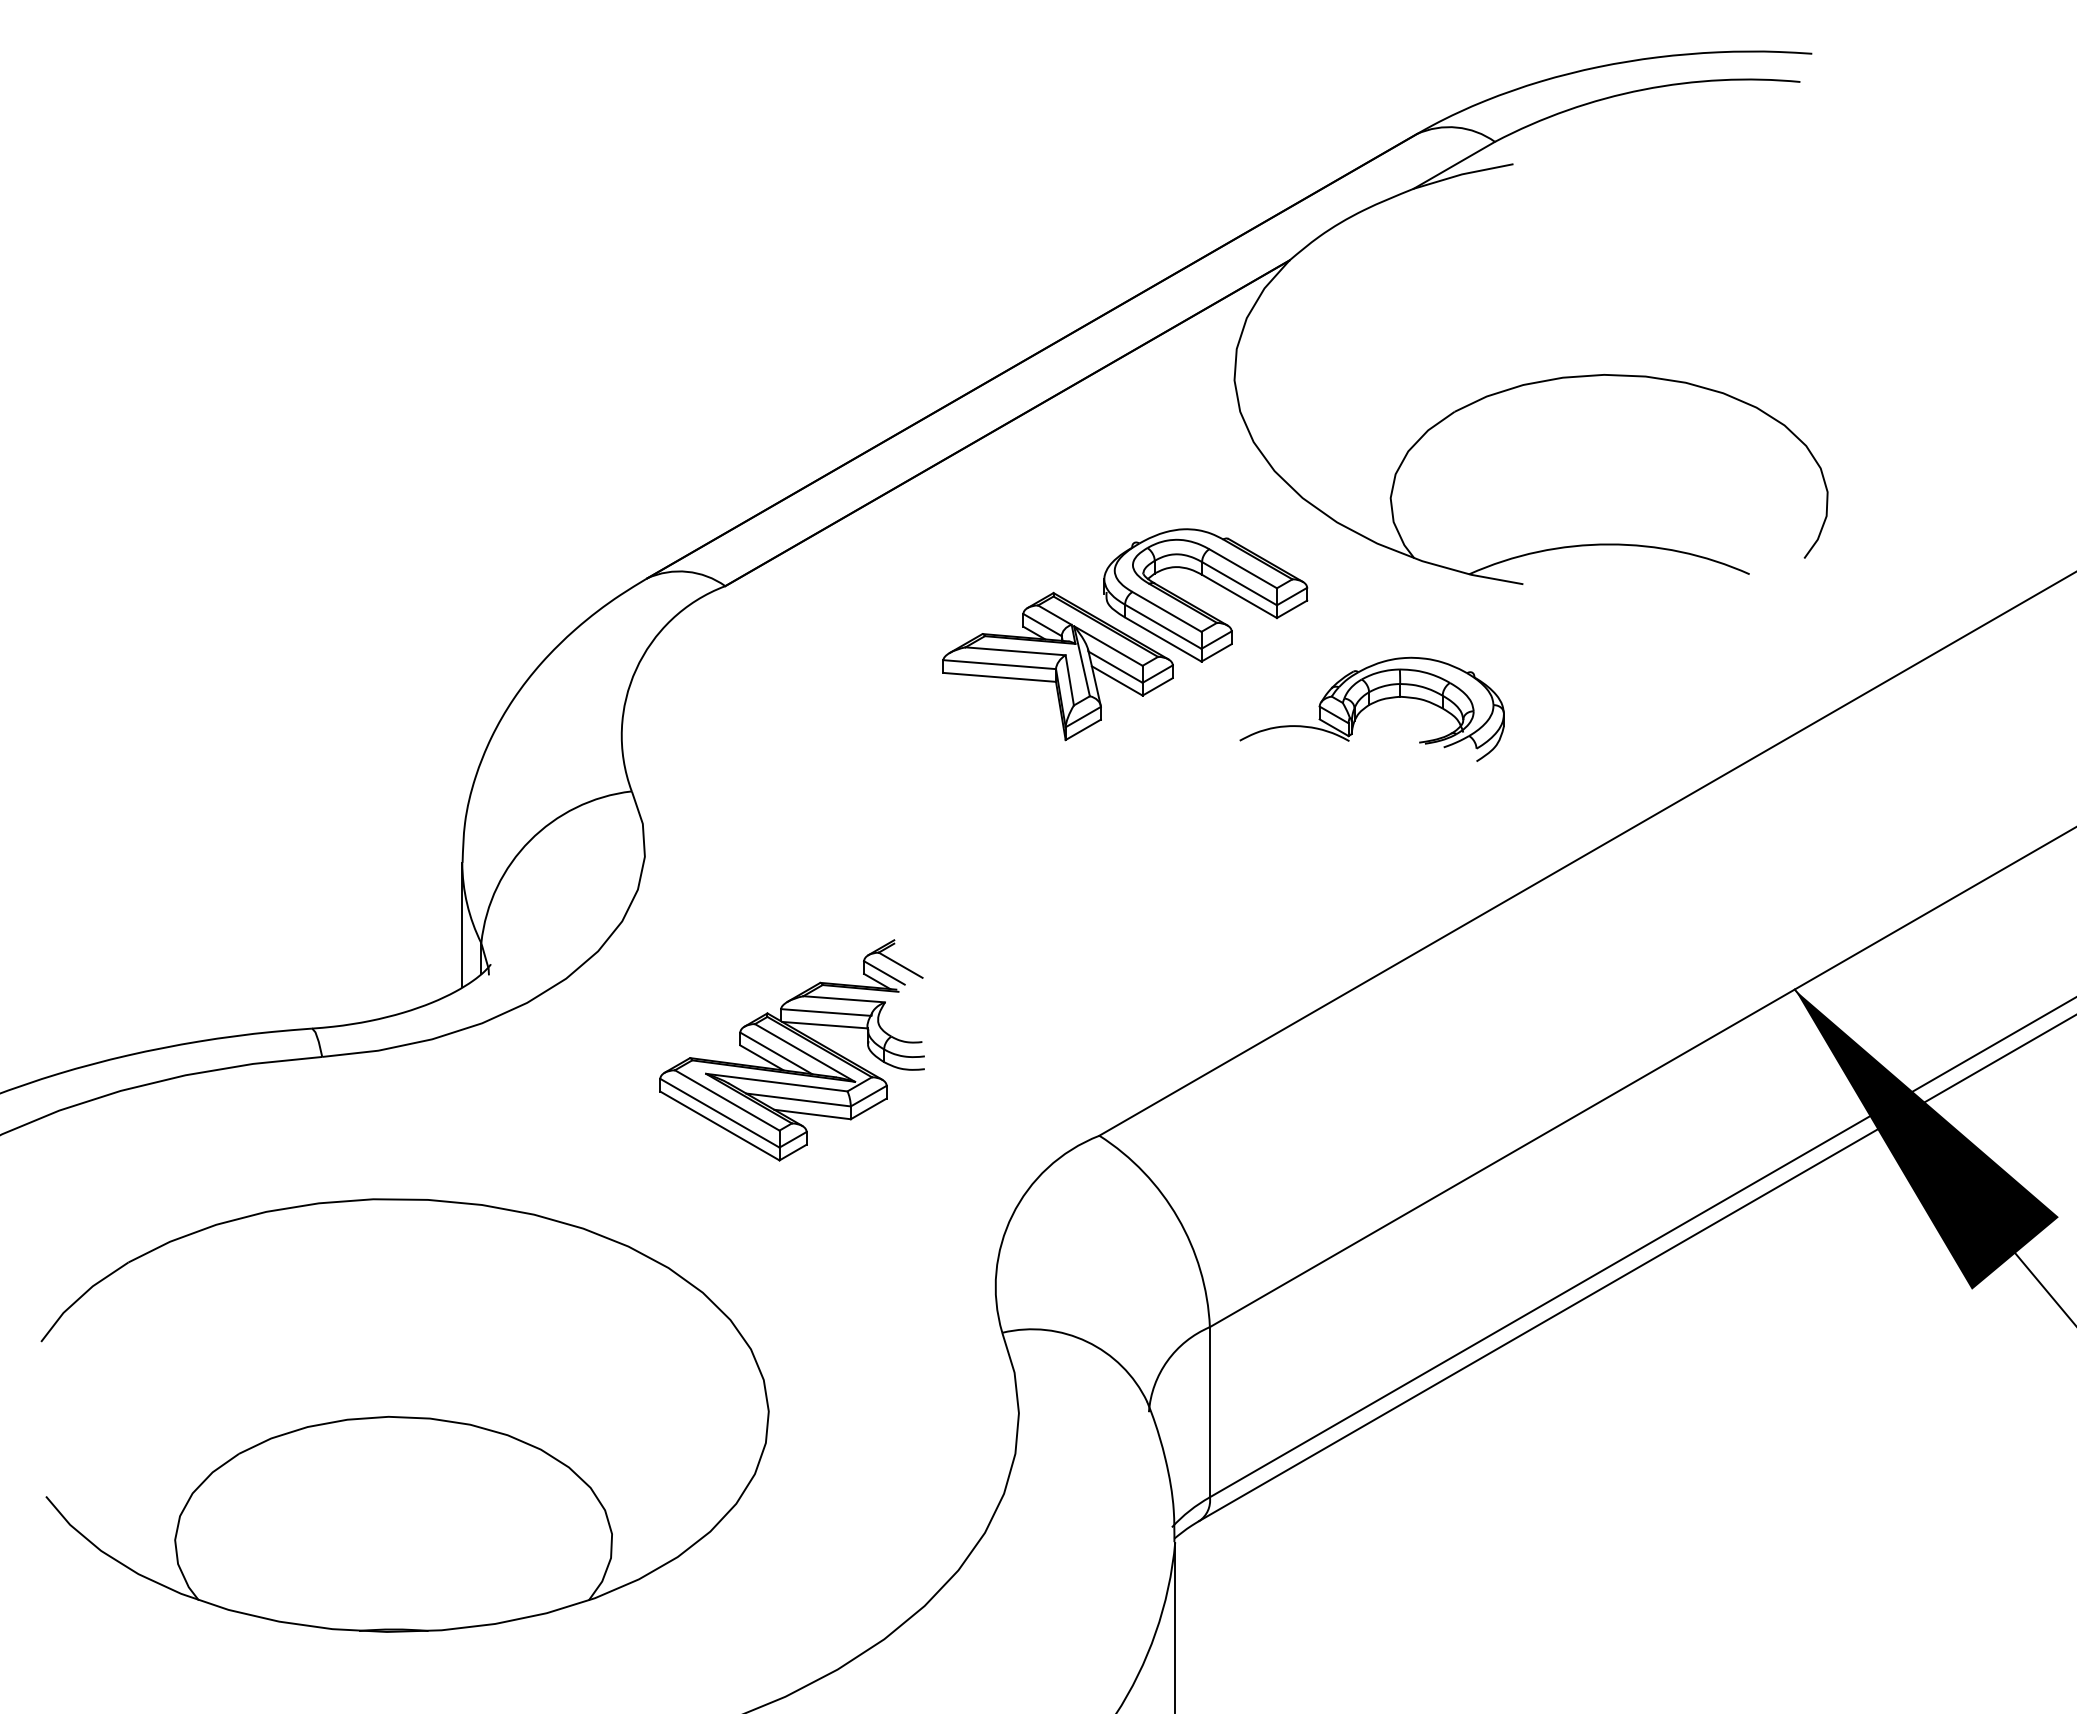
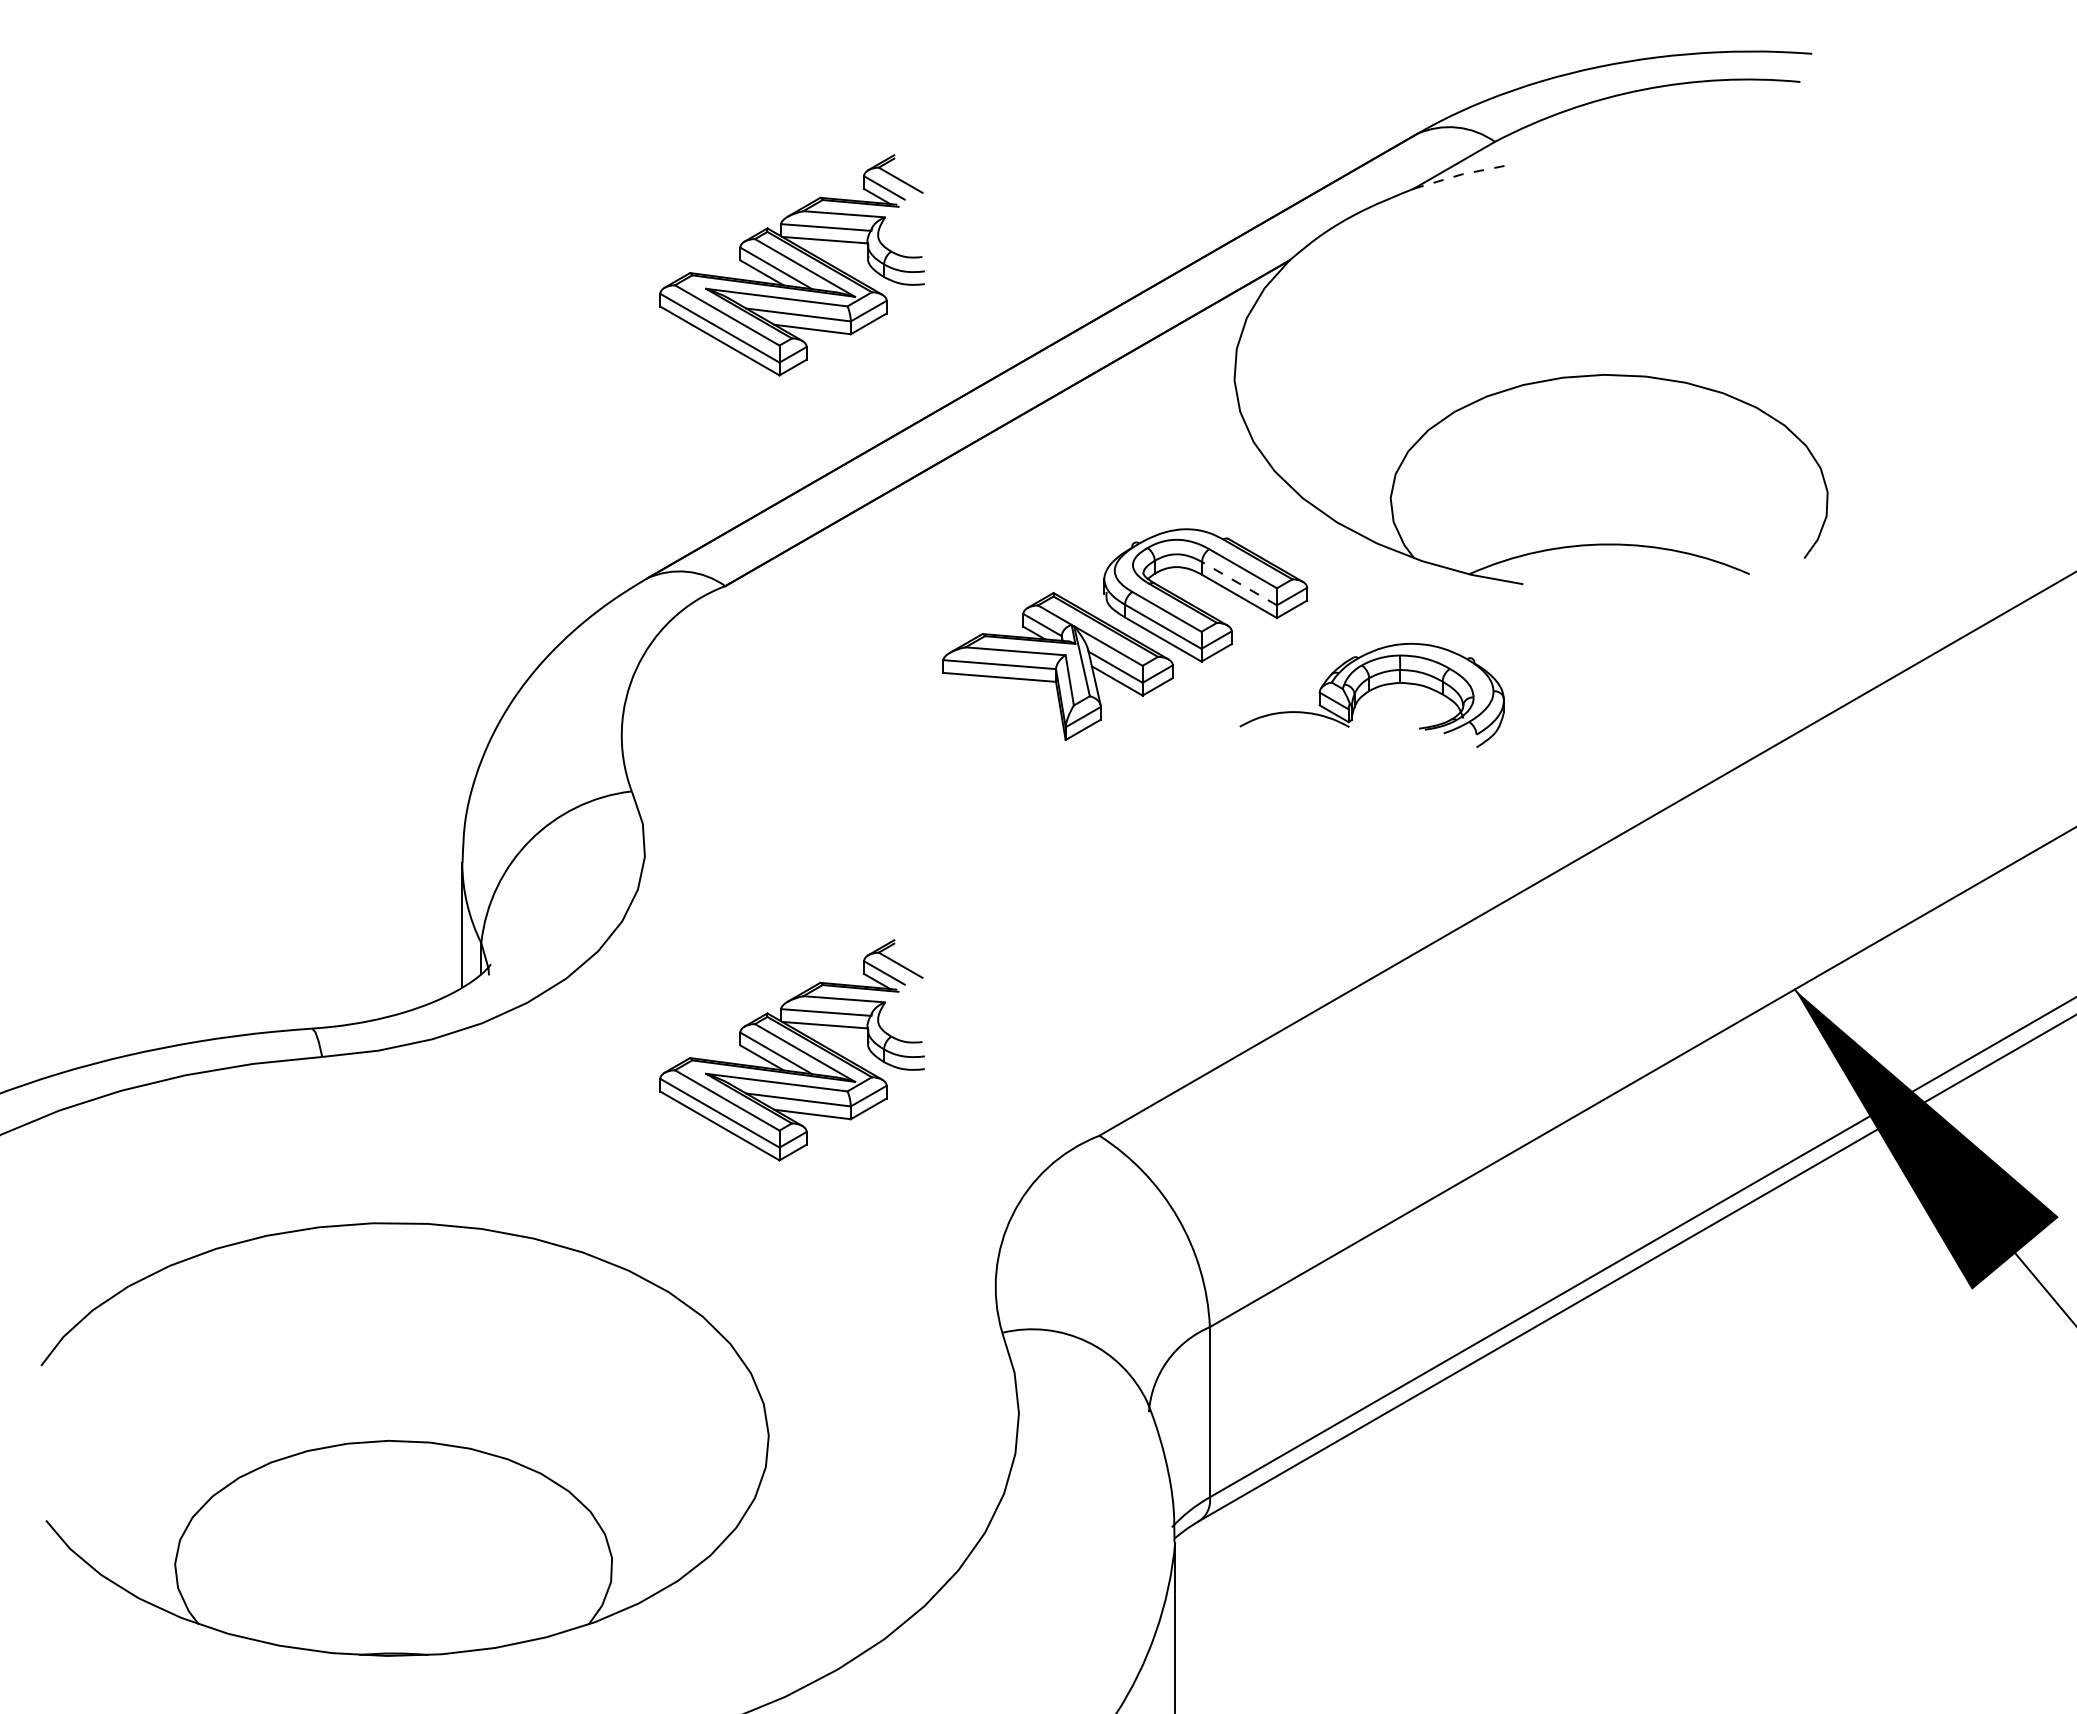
line: solid -> dashed (1462, 174)
part: none -> present (791, 265)
line: solid -> dashed (1239, 583)
part position: (1371, 708) -> (1371, 694) (1371, 694)
part position: (404, 1415) -> (404, 1439) (404, 1439)
